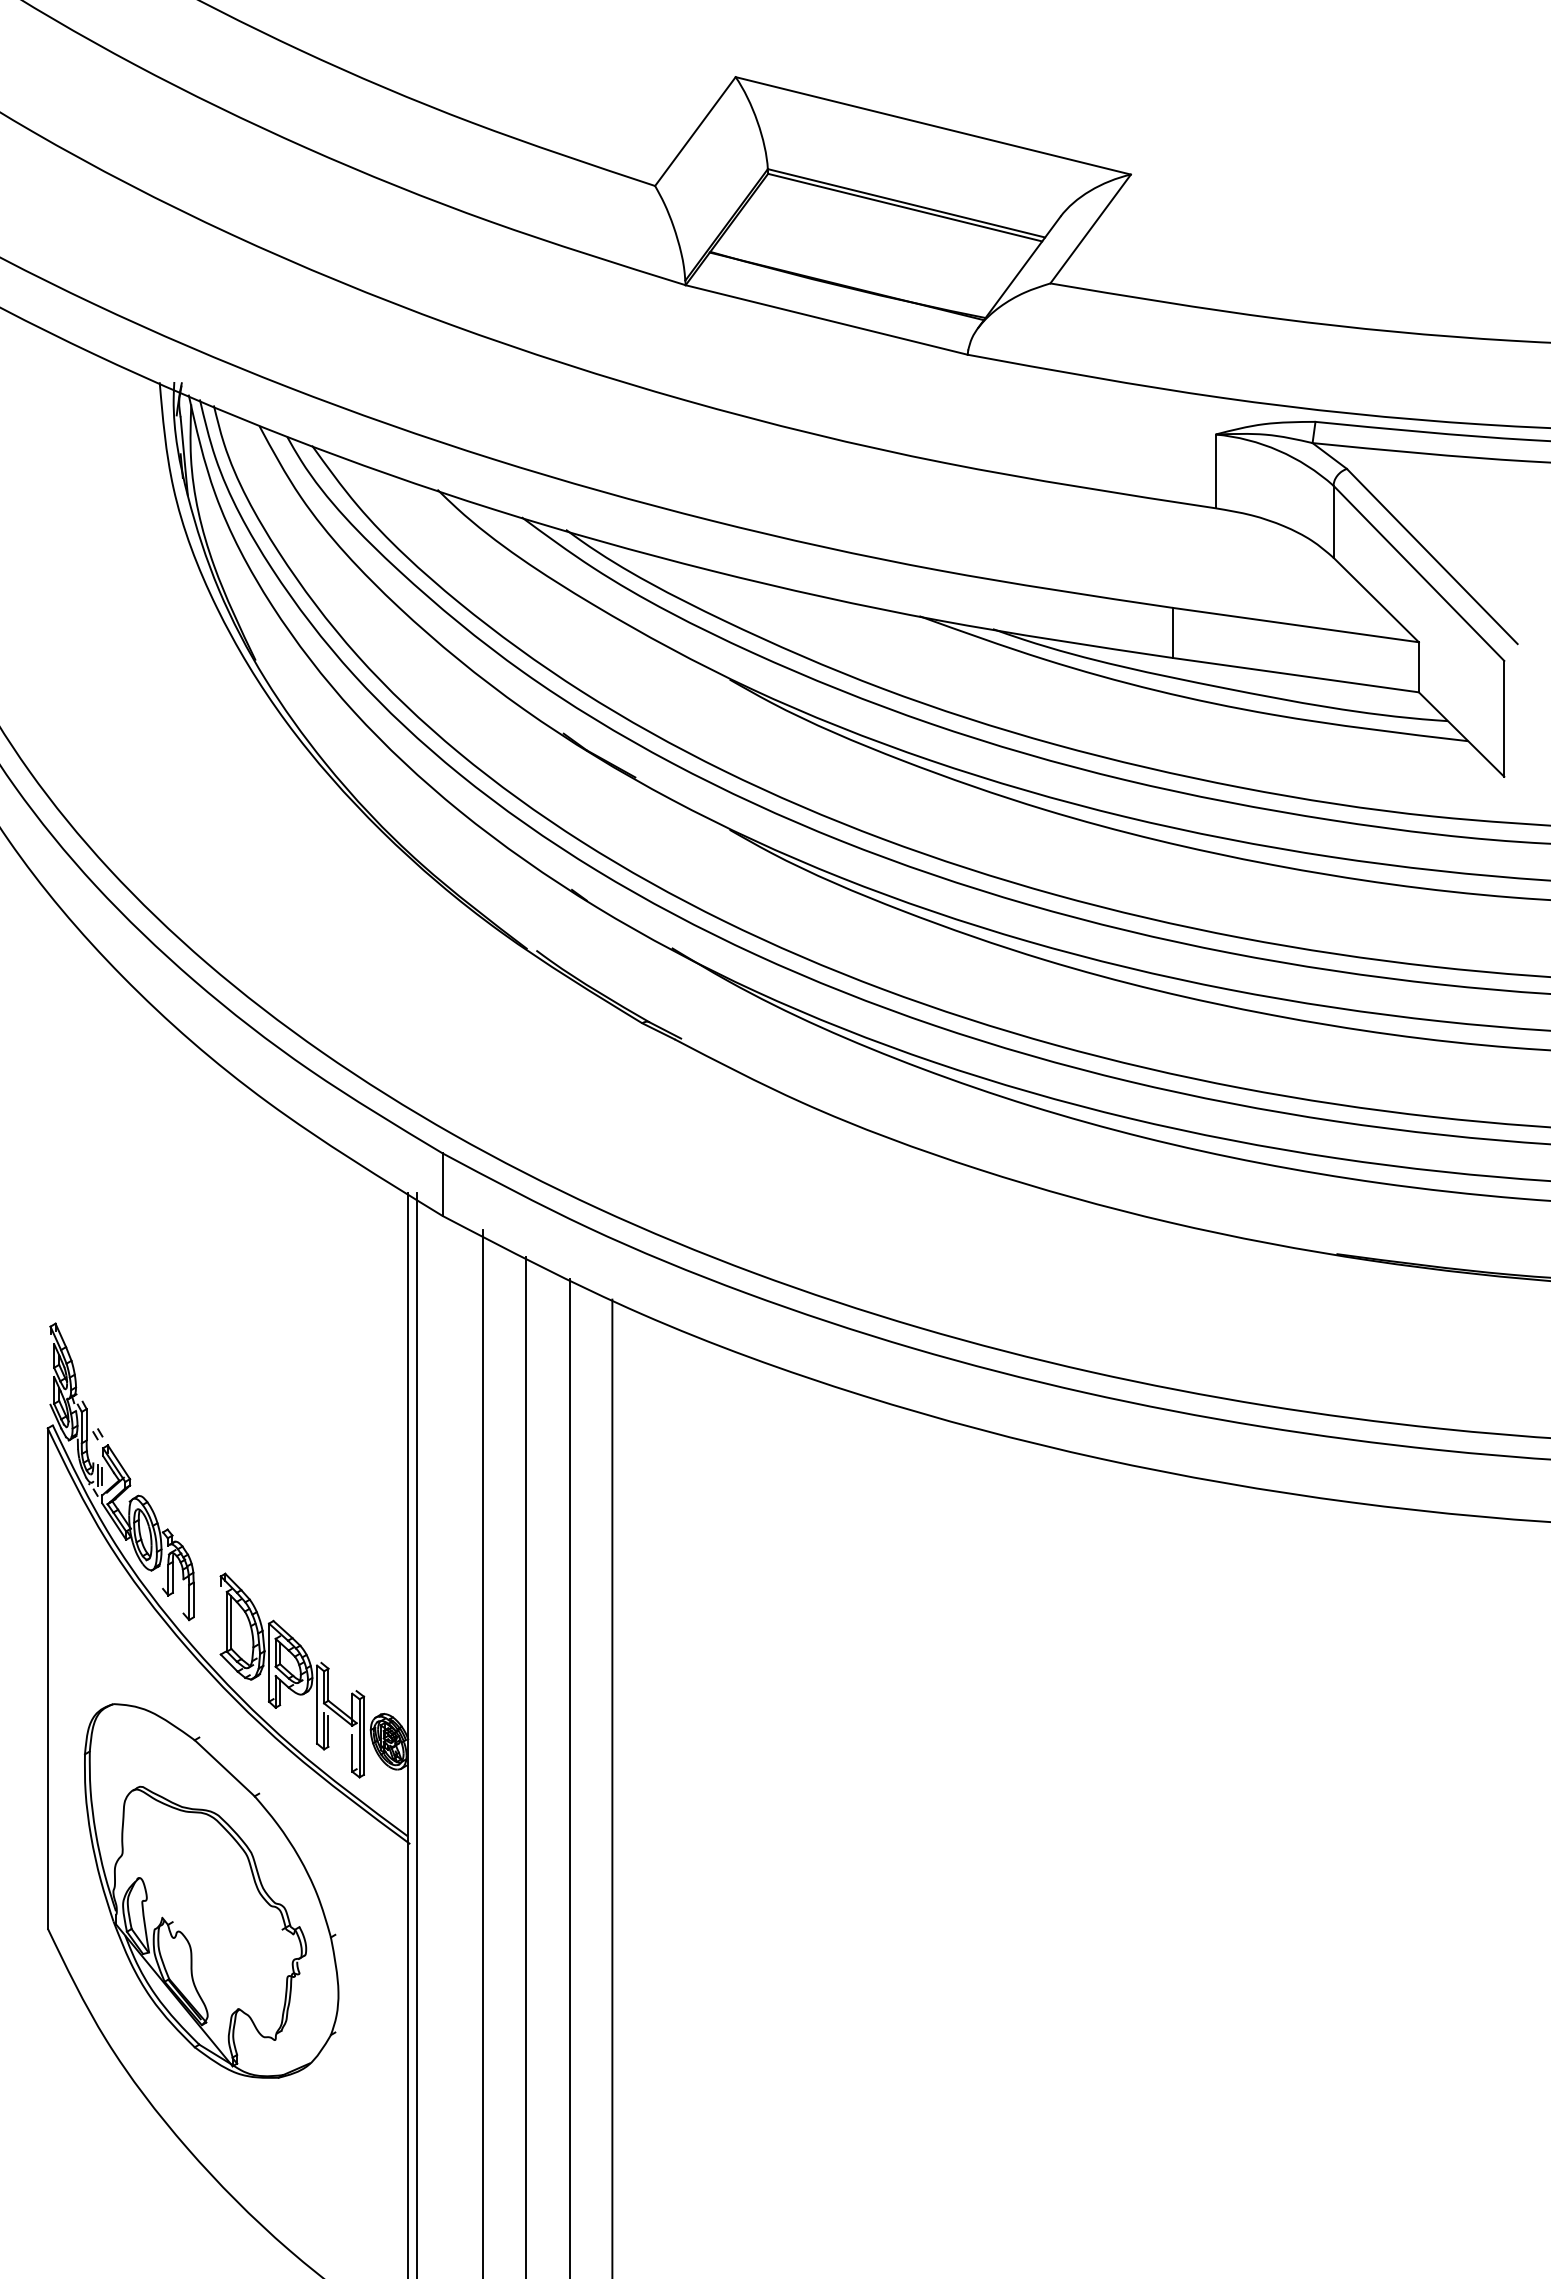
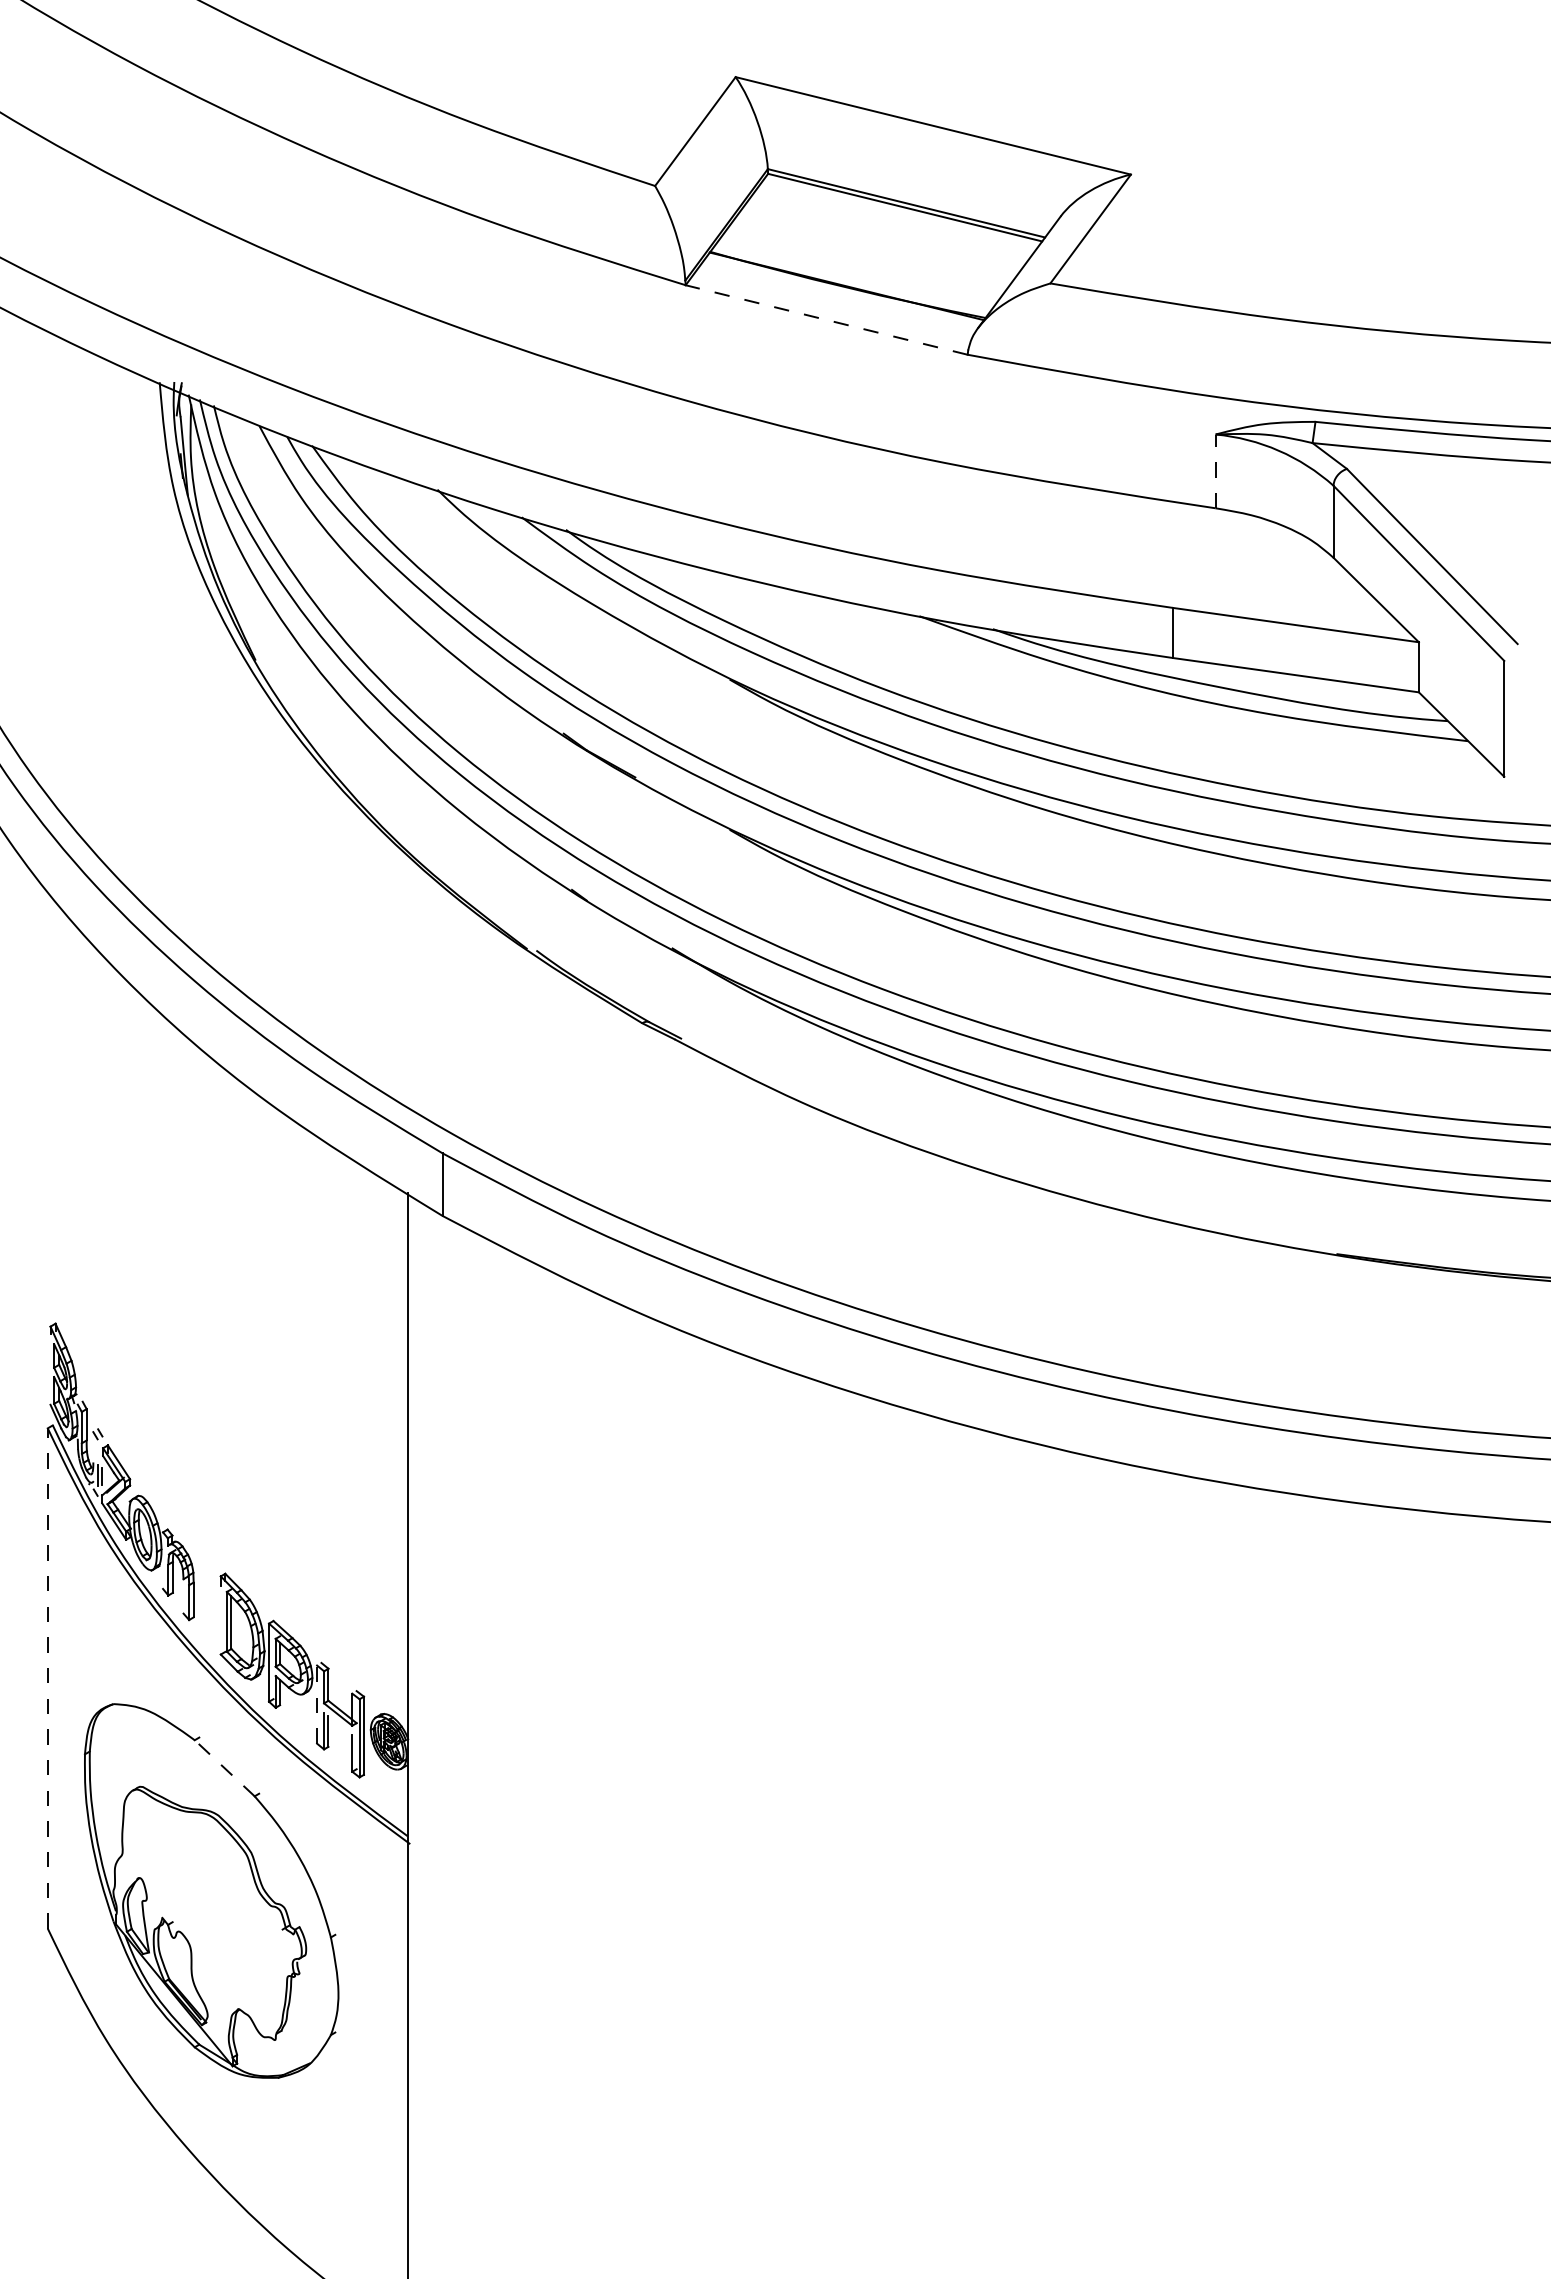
line: solid -> dashed (826, 319)
line: solid -> dashed (1215, 471)
line: solid -> dashed (47, 1677)
line: solid -> dashed (317, 1704)
line: present -> none (416, 1734)
line: present -> none (482, 1752)
line: present -> none (525, 1766)
line: solid -> dashed (224, 1767)
line: present -> none (570, 1776)
line: present -> none (612, 1787)
